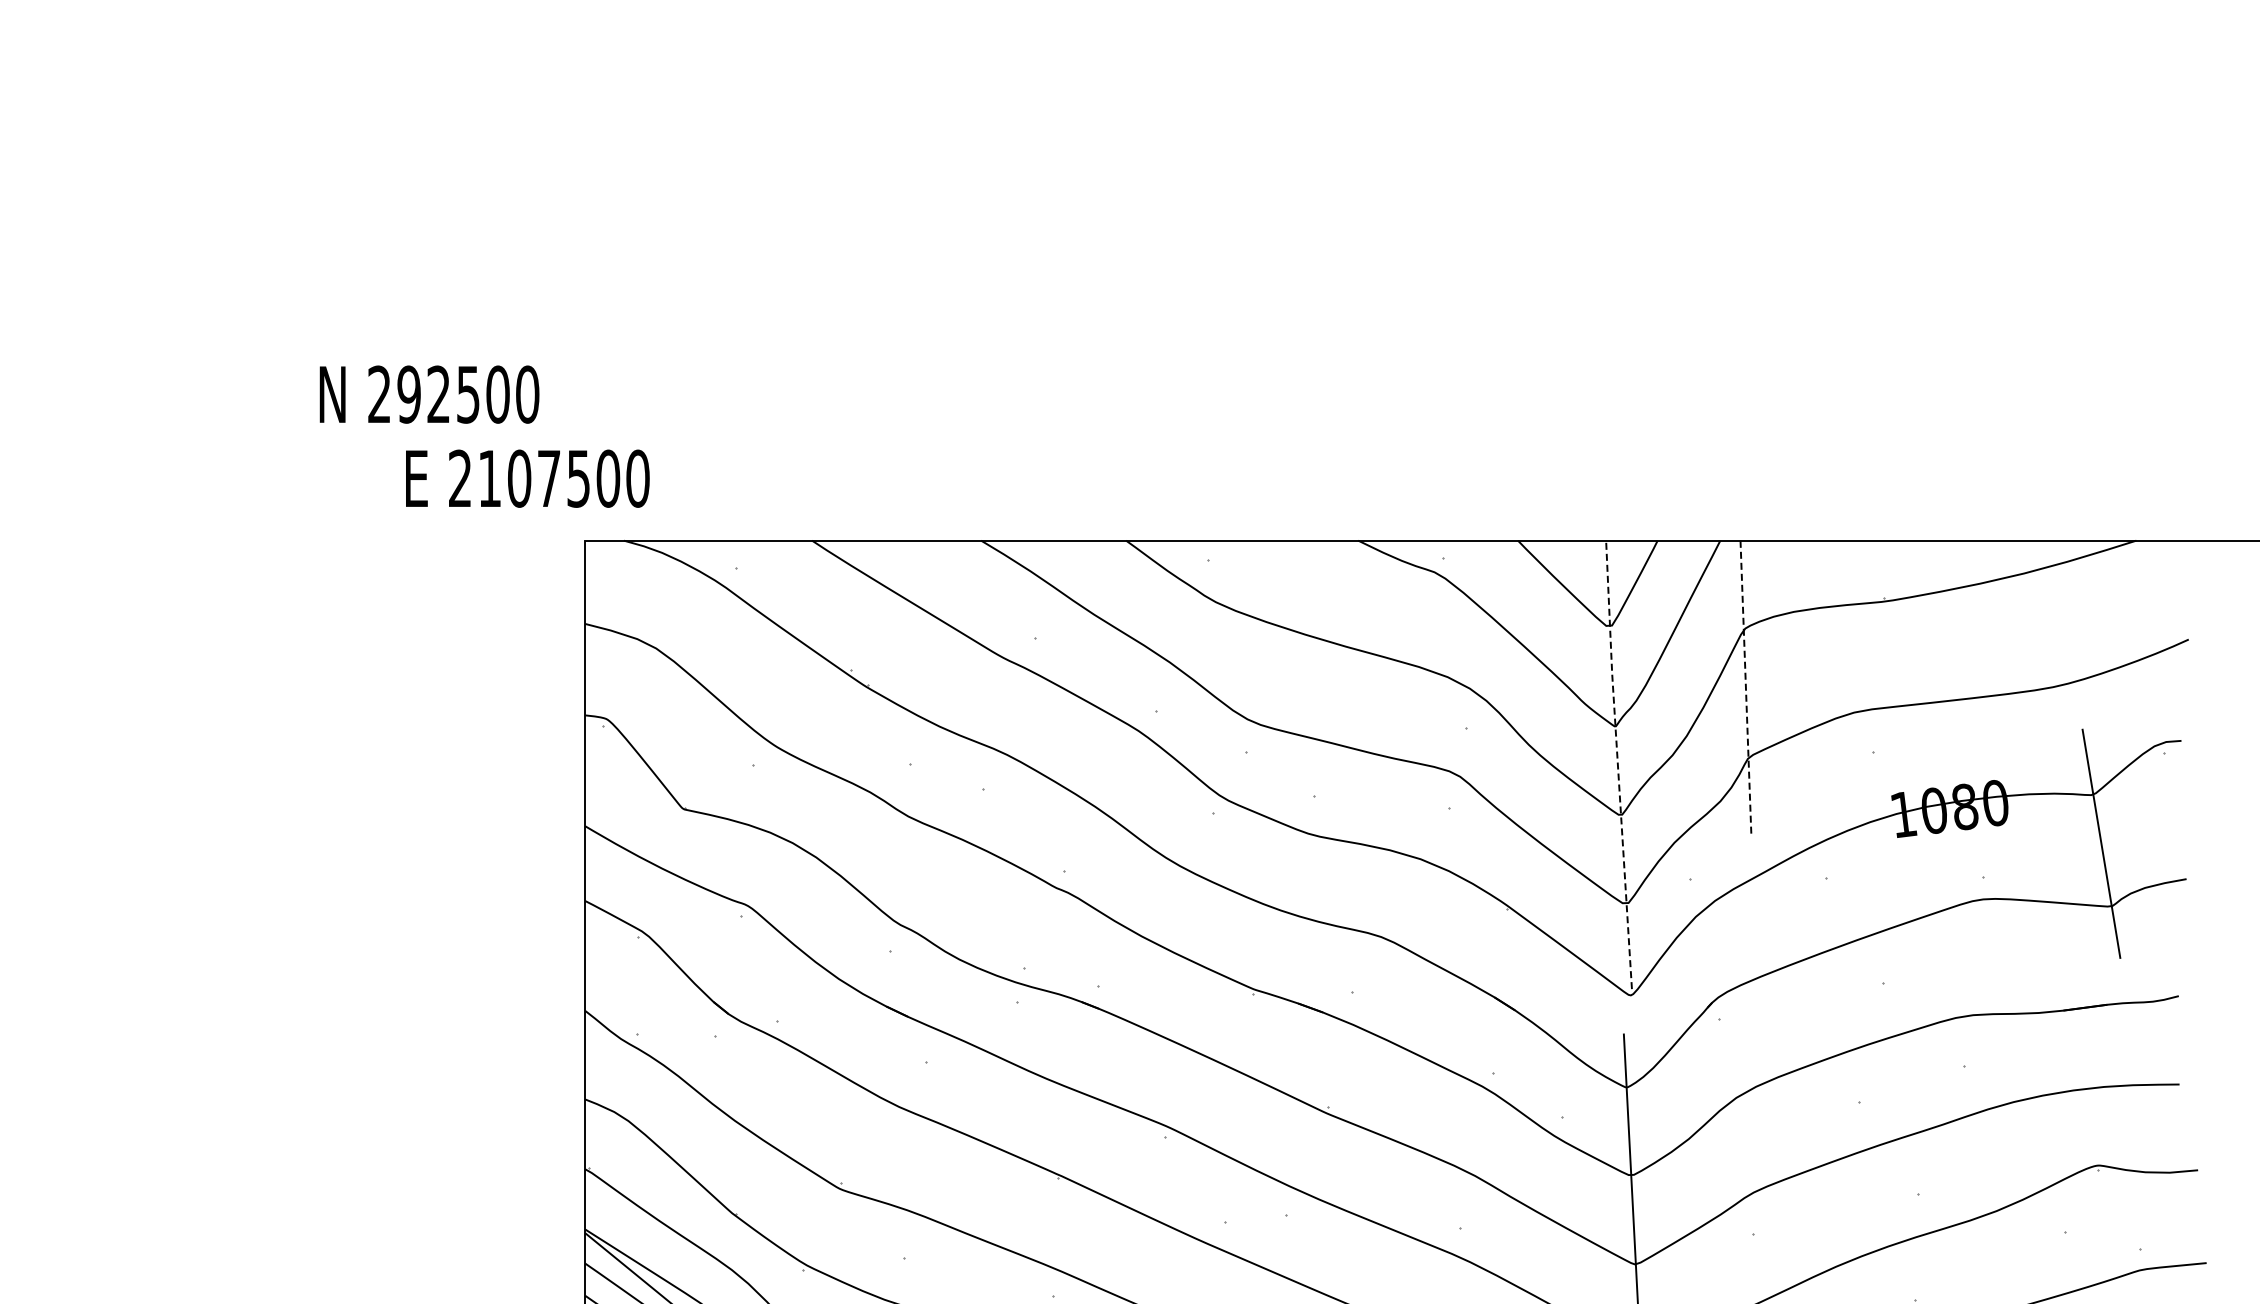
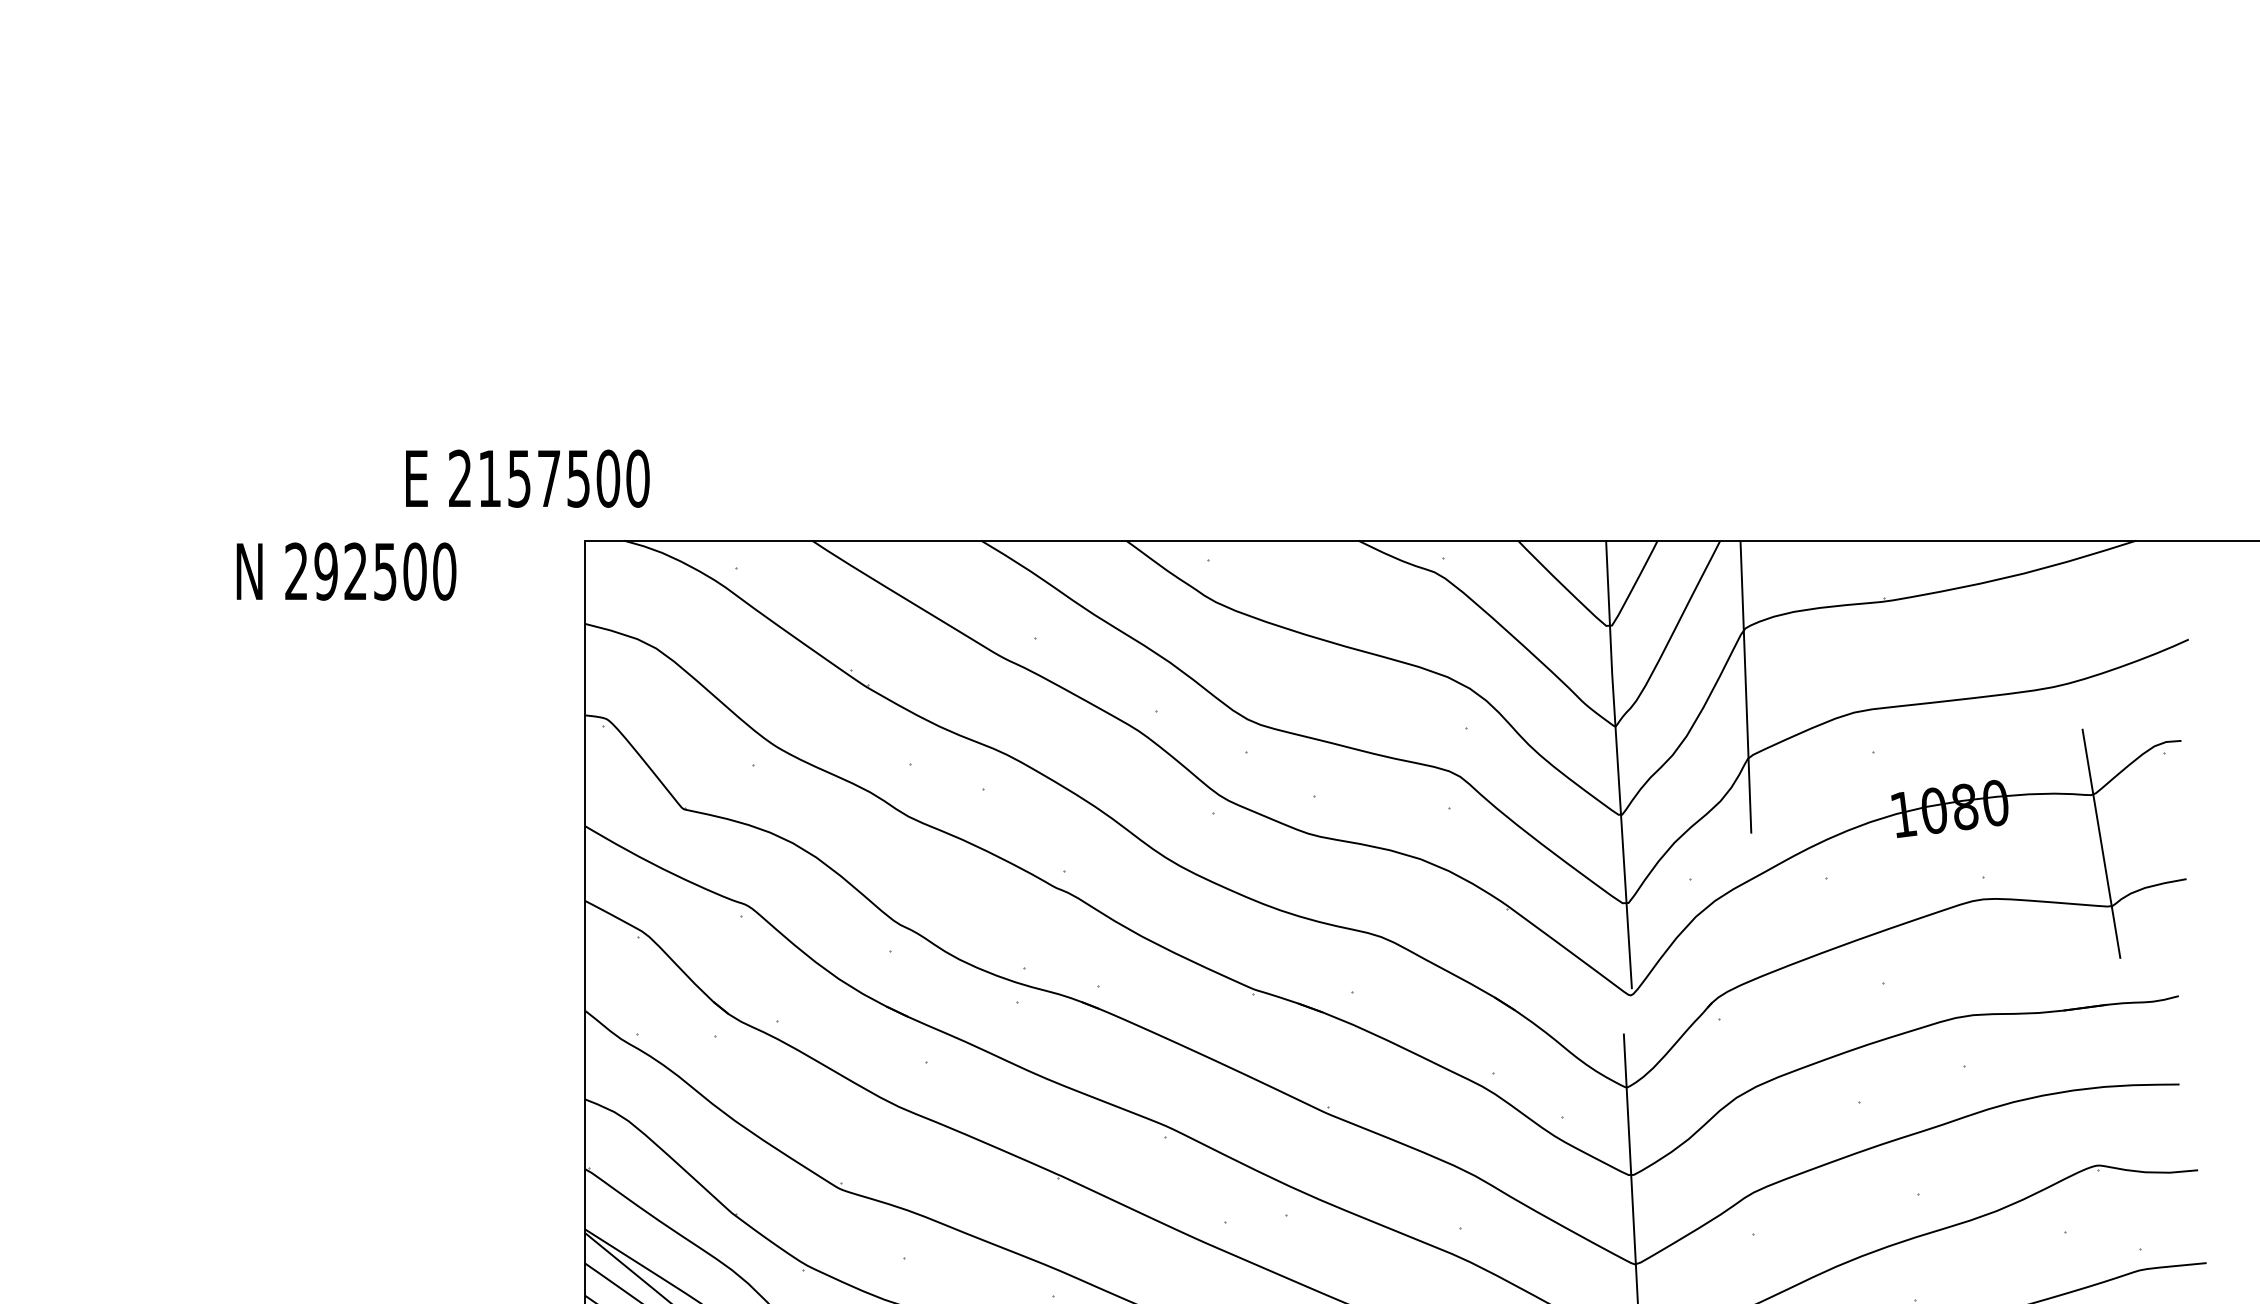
text position: (429, 394) -> (346, 571) (346, 571)
text: 2107500 -> 2157500 (519, 478)
line: dashed -> solid (1745, 687)
line: dashed -> solid (1617, 763)
